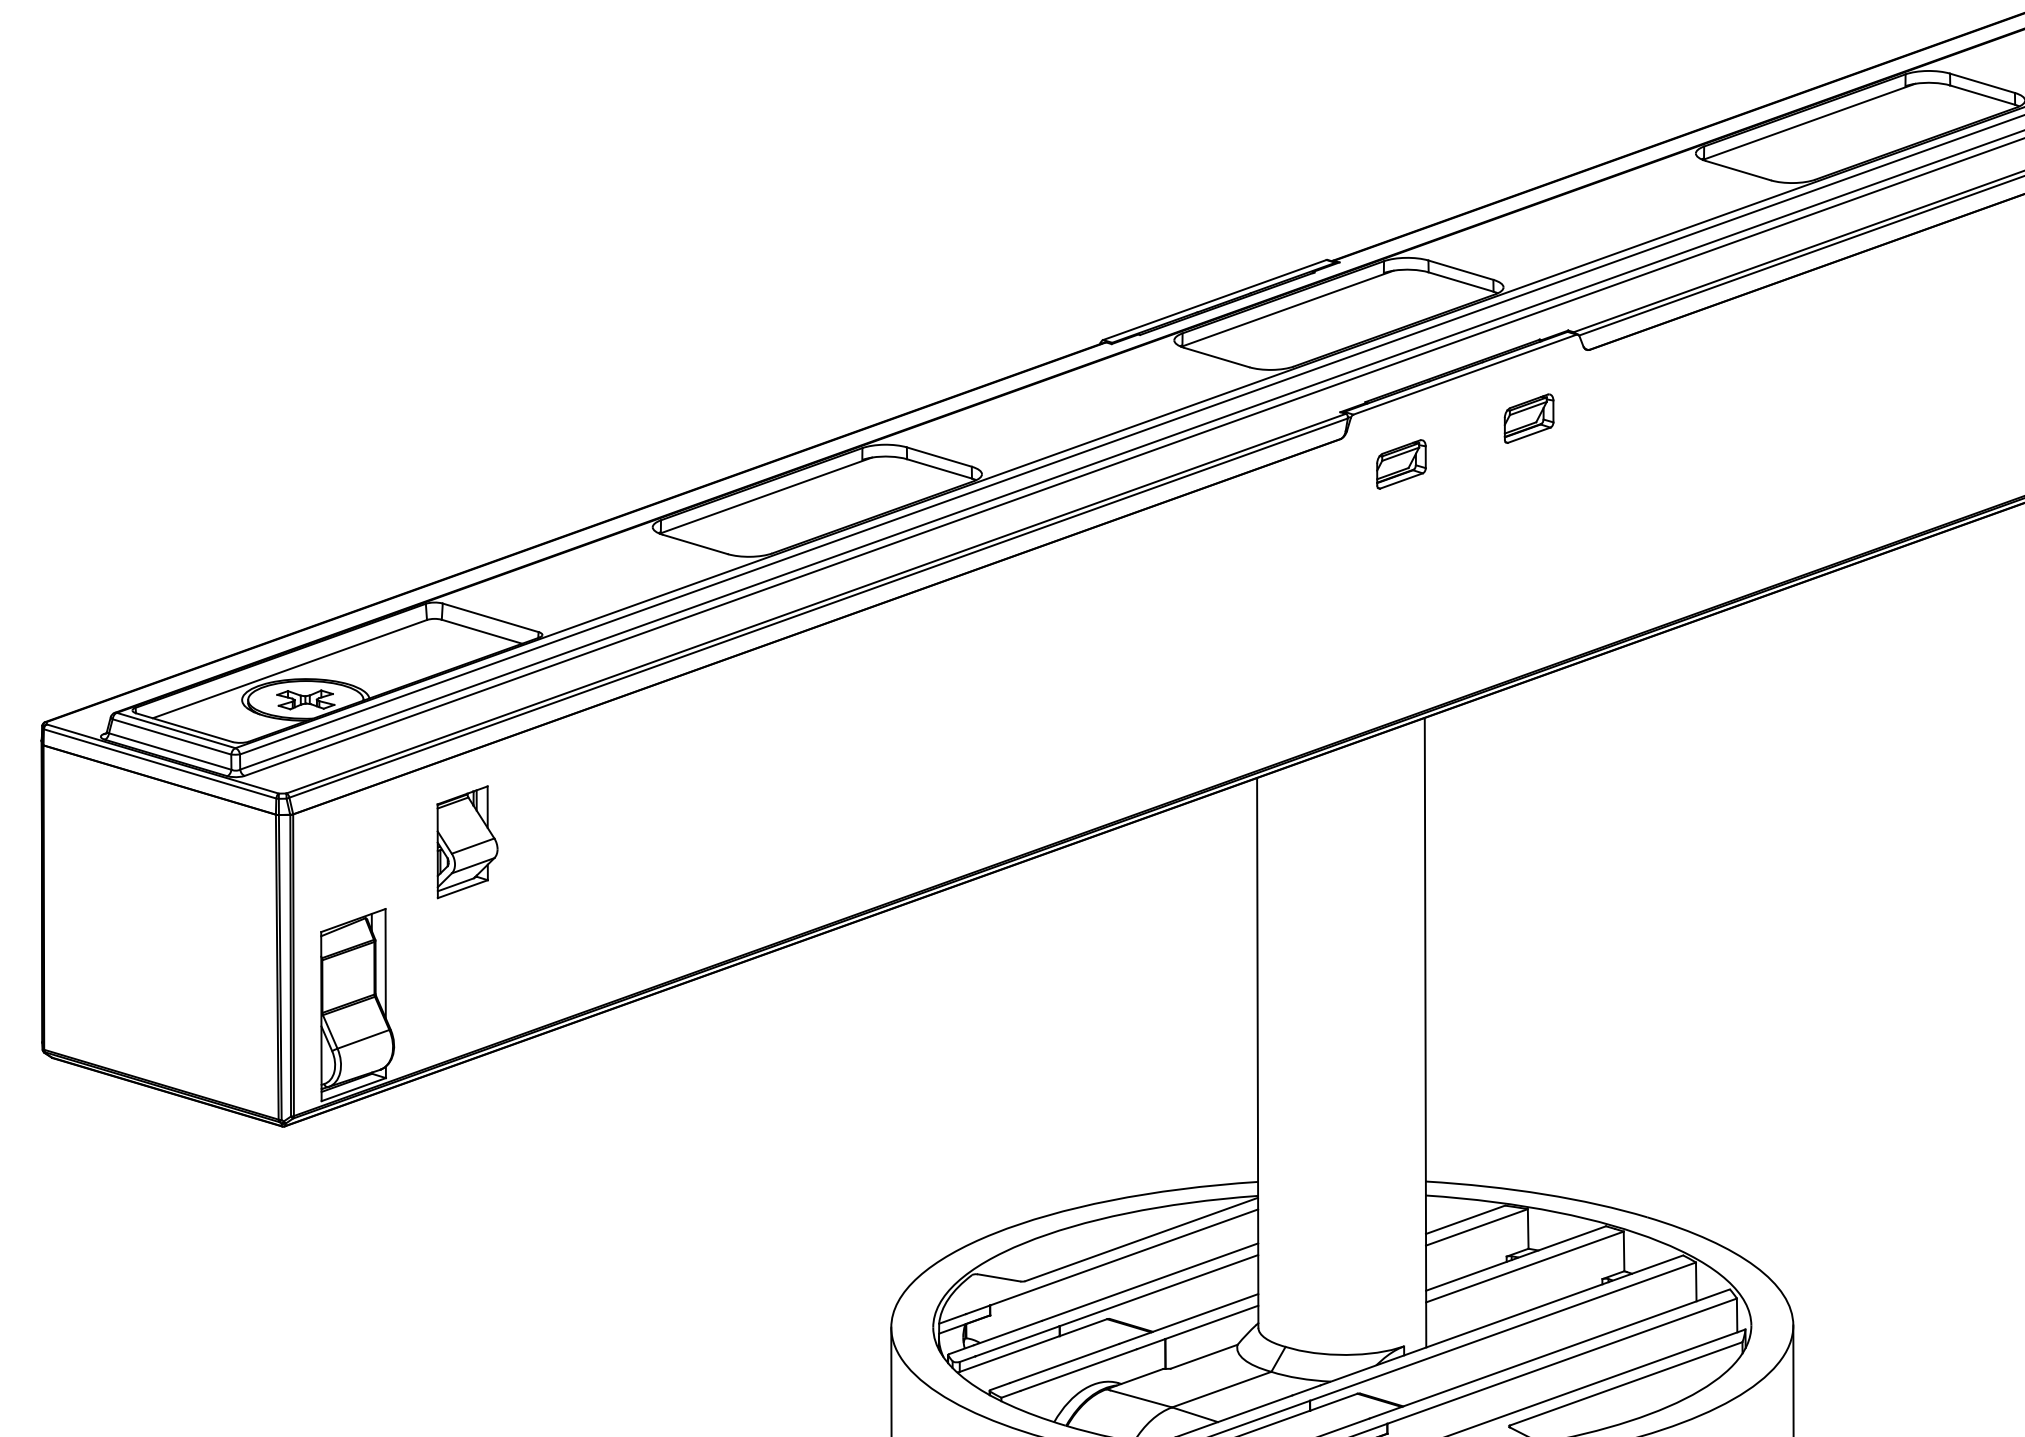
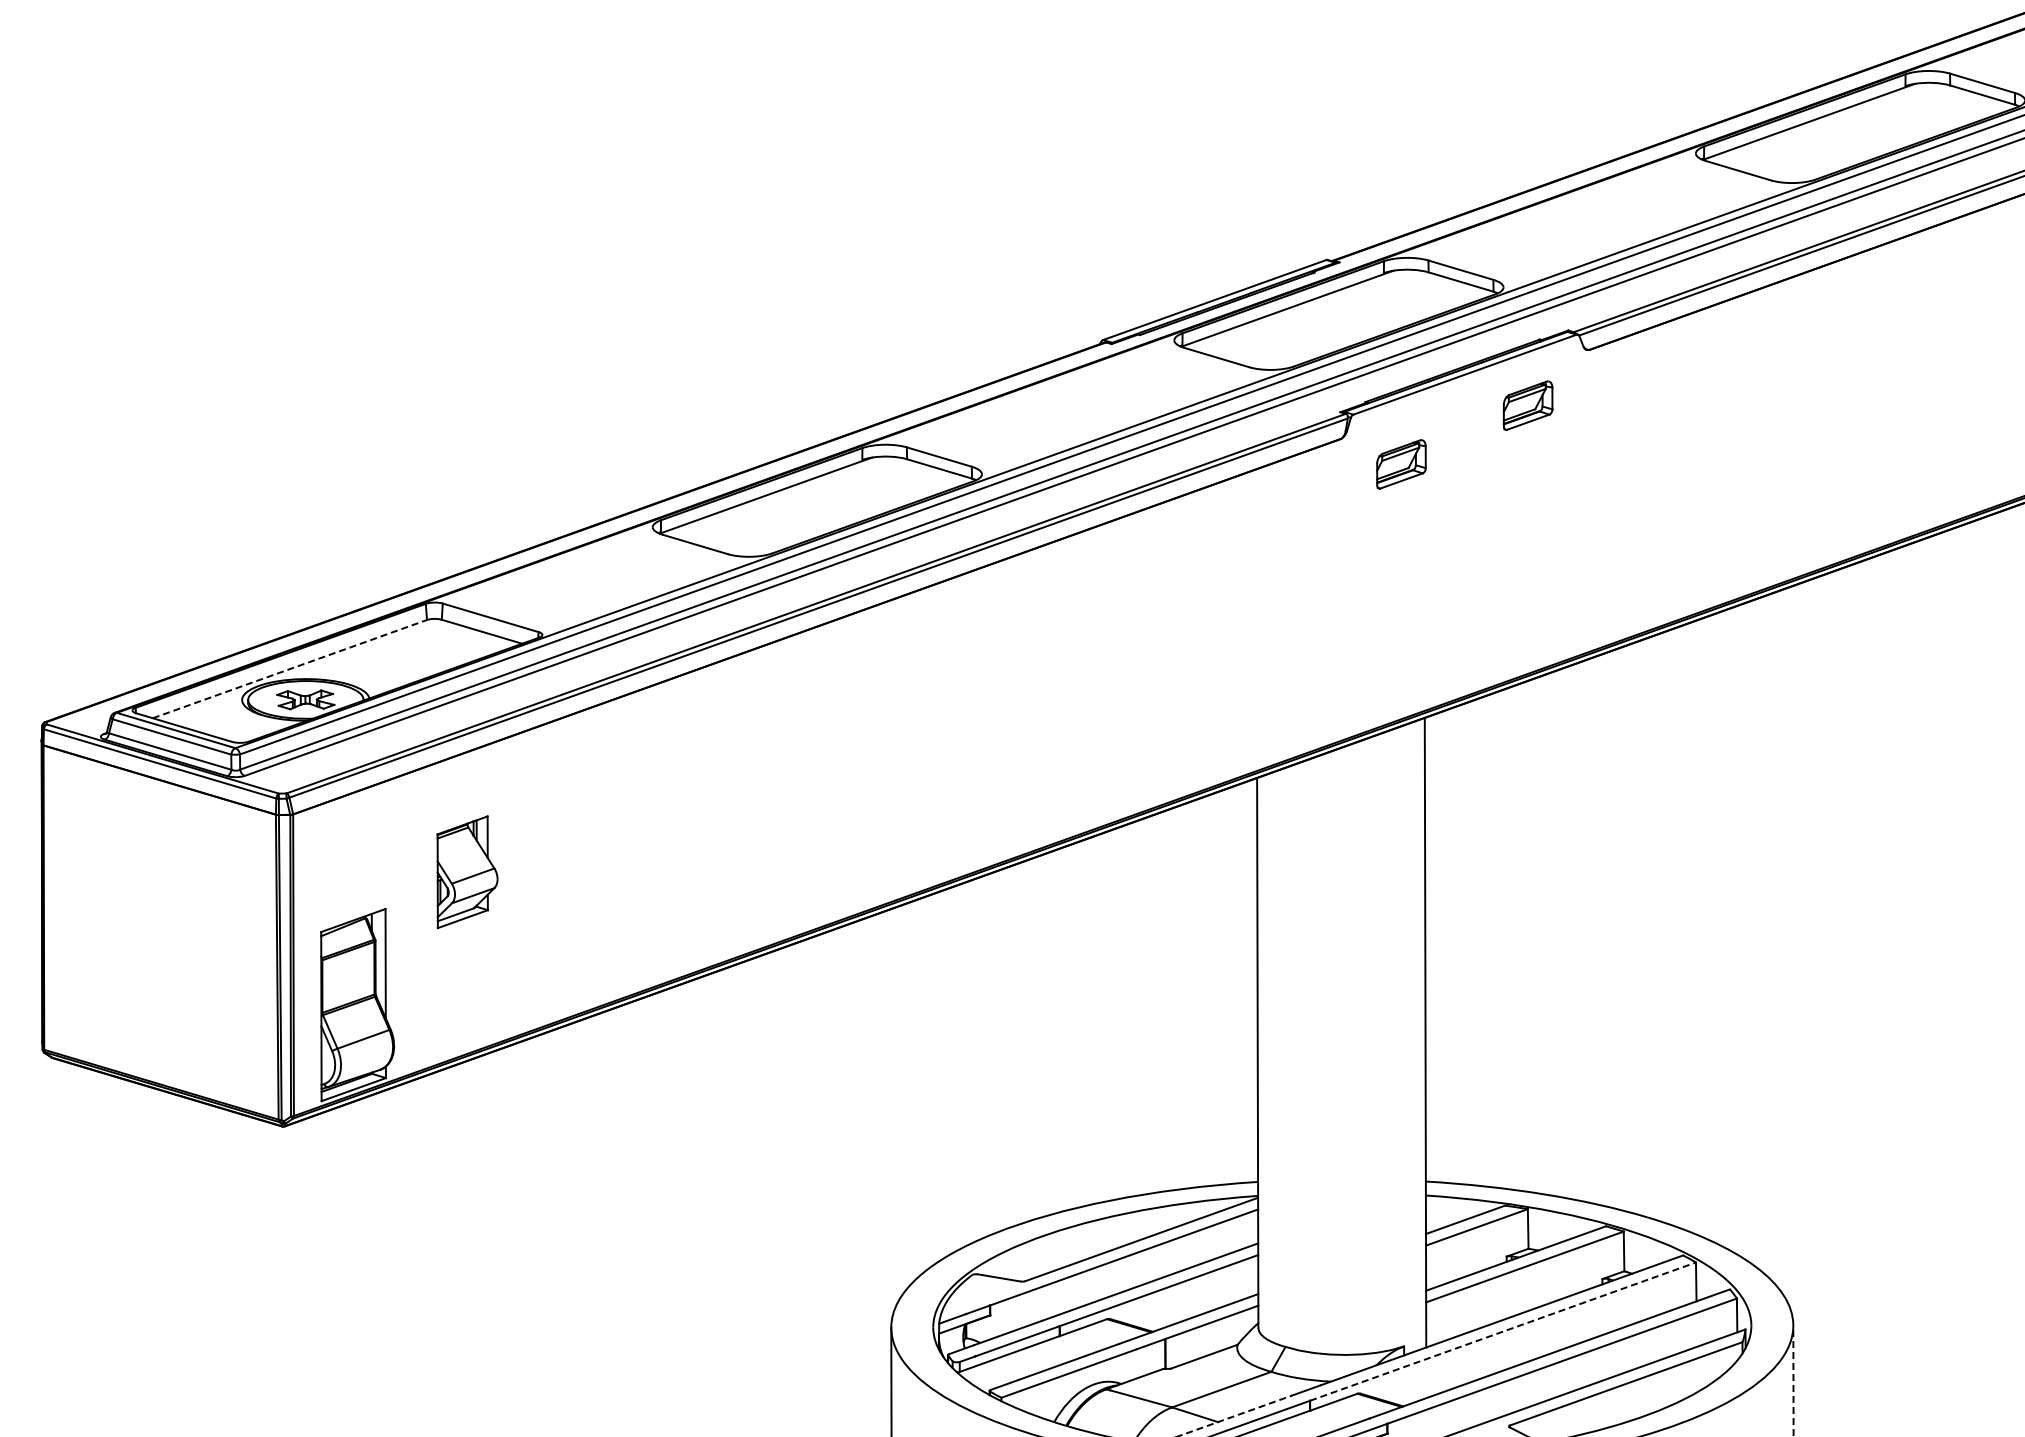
part position: (1528, 418) -> (1527, 405) (1527, 405)
line: solid -> dashed (289, 669)
part position: (467, 842) -> (467, 872) (467, 872)
line: solid -> dashed (1503, 1331)
line: solid -> dashed (1793, 1380)
line: solid -> dashed (1235, 1416)
